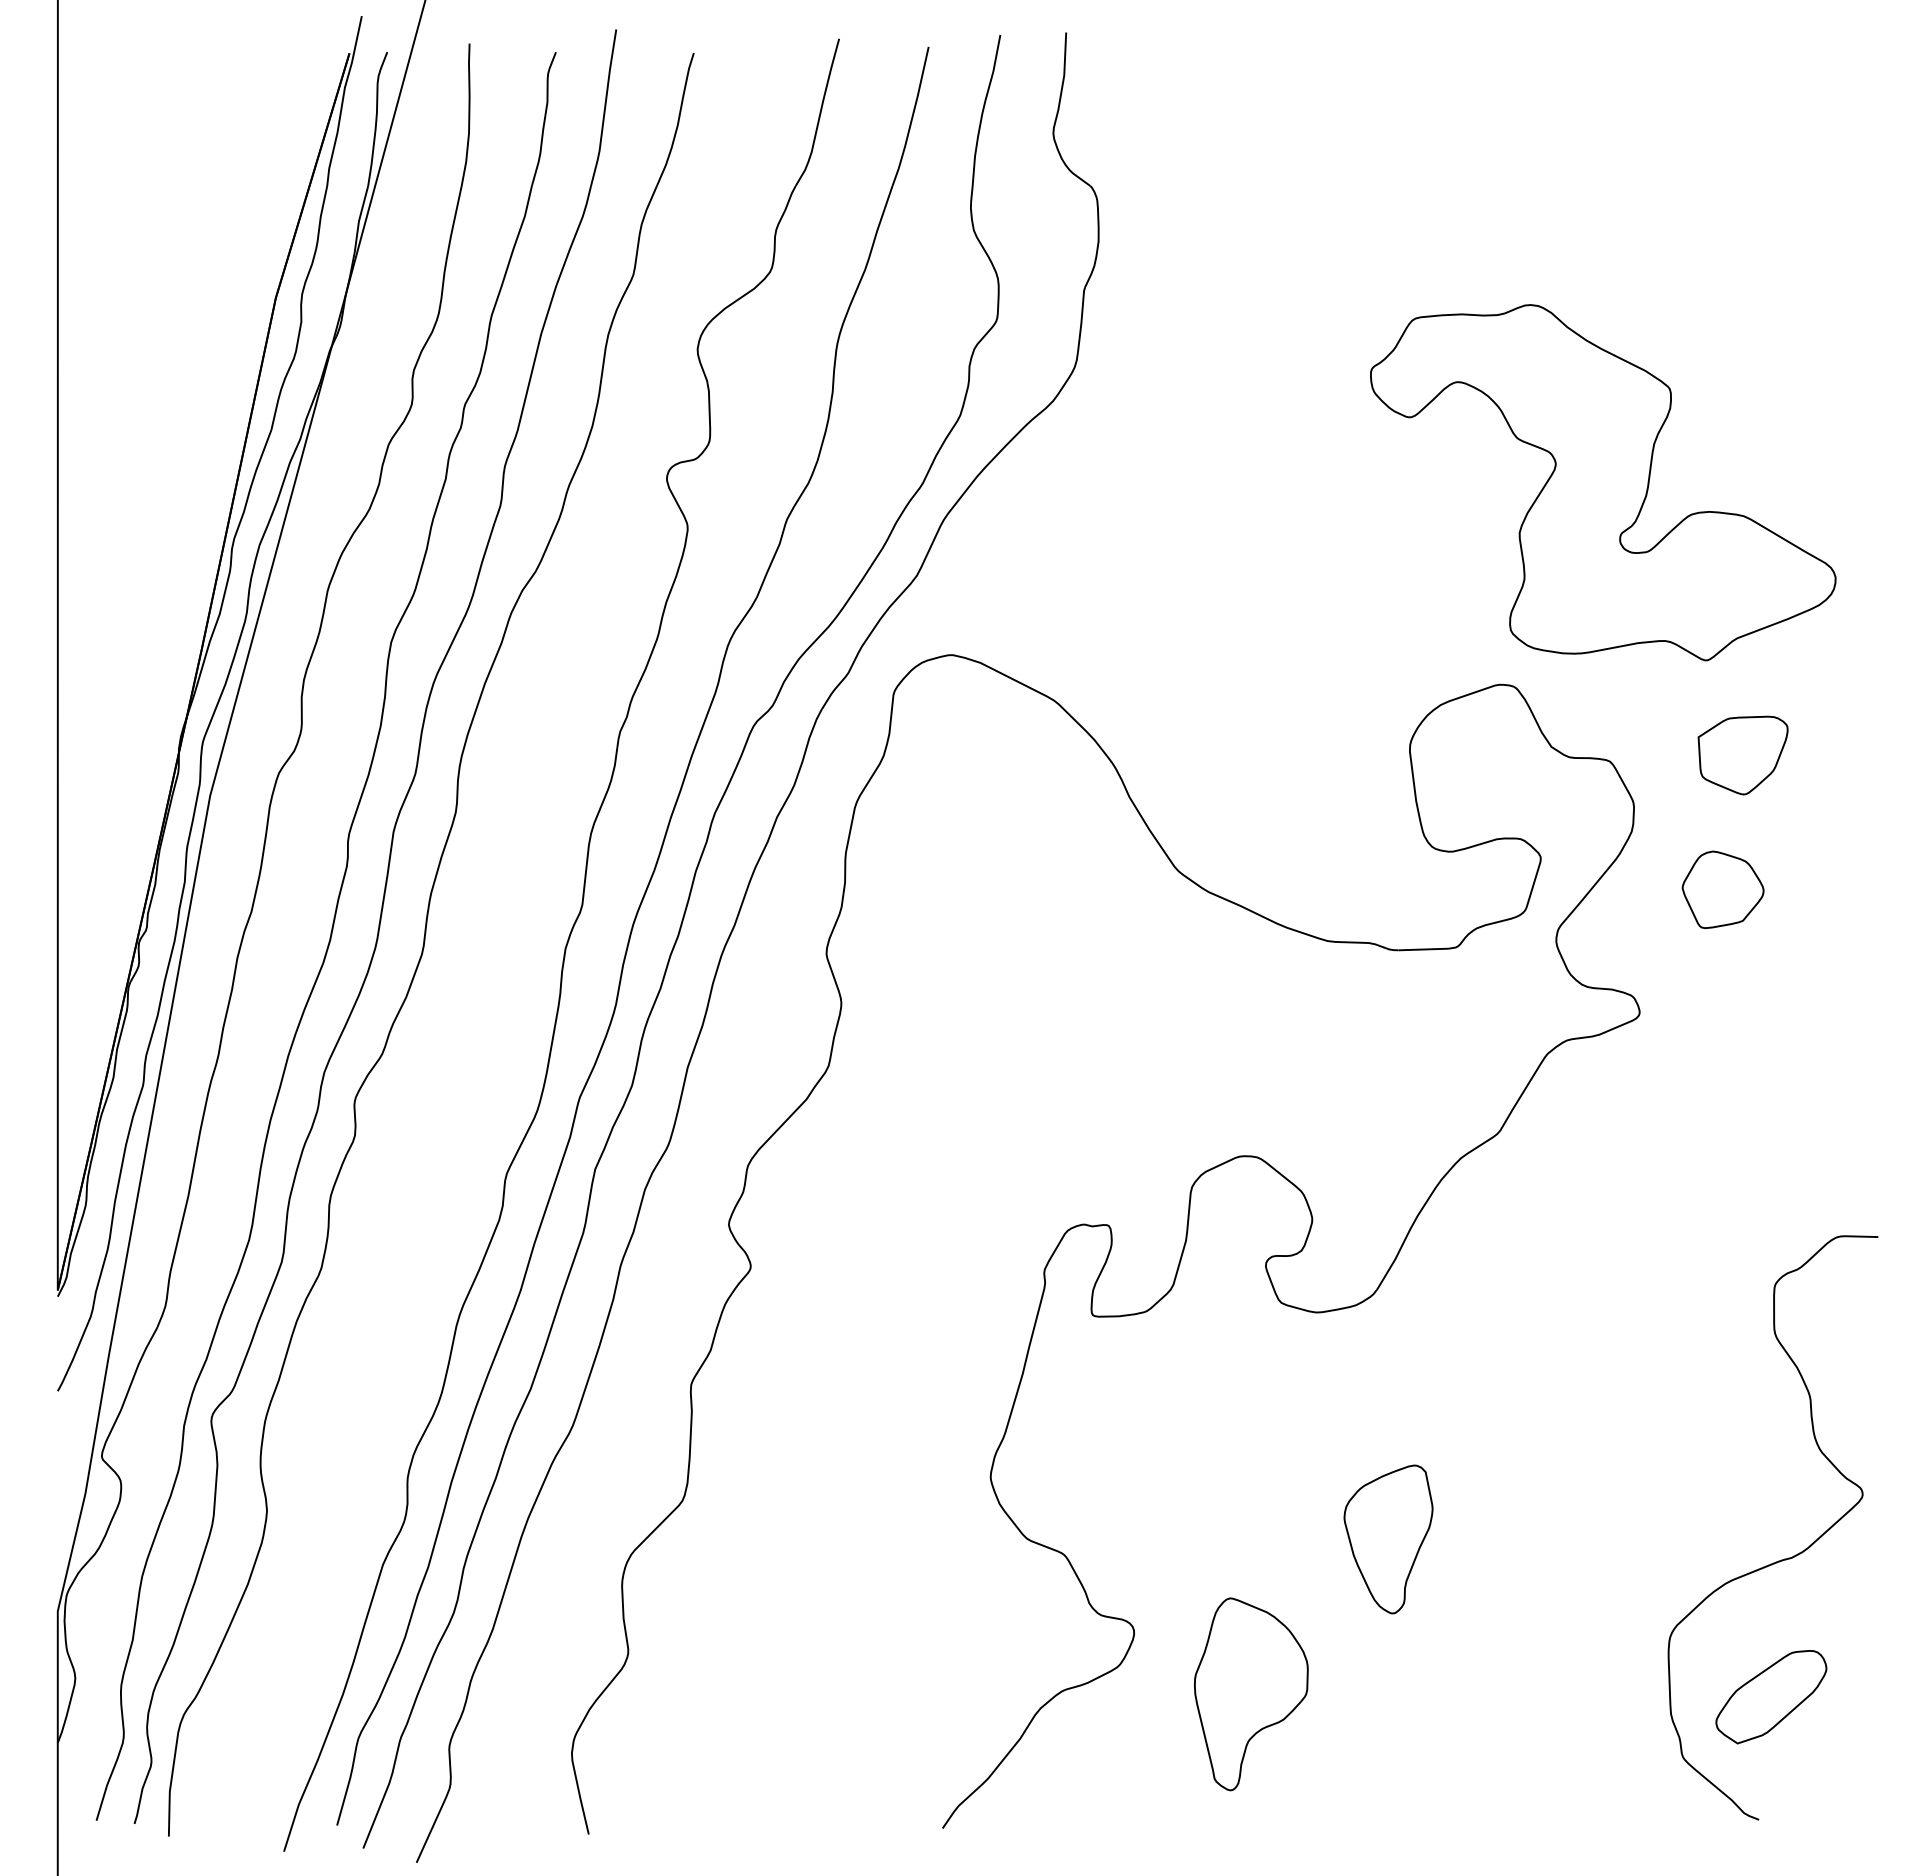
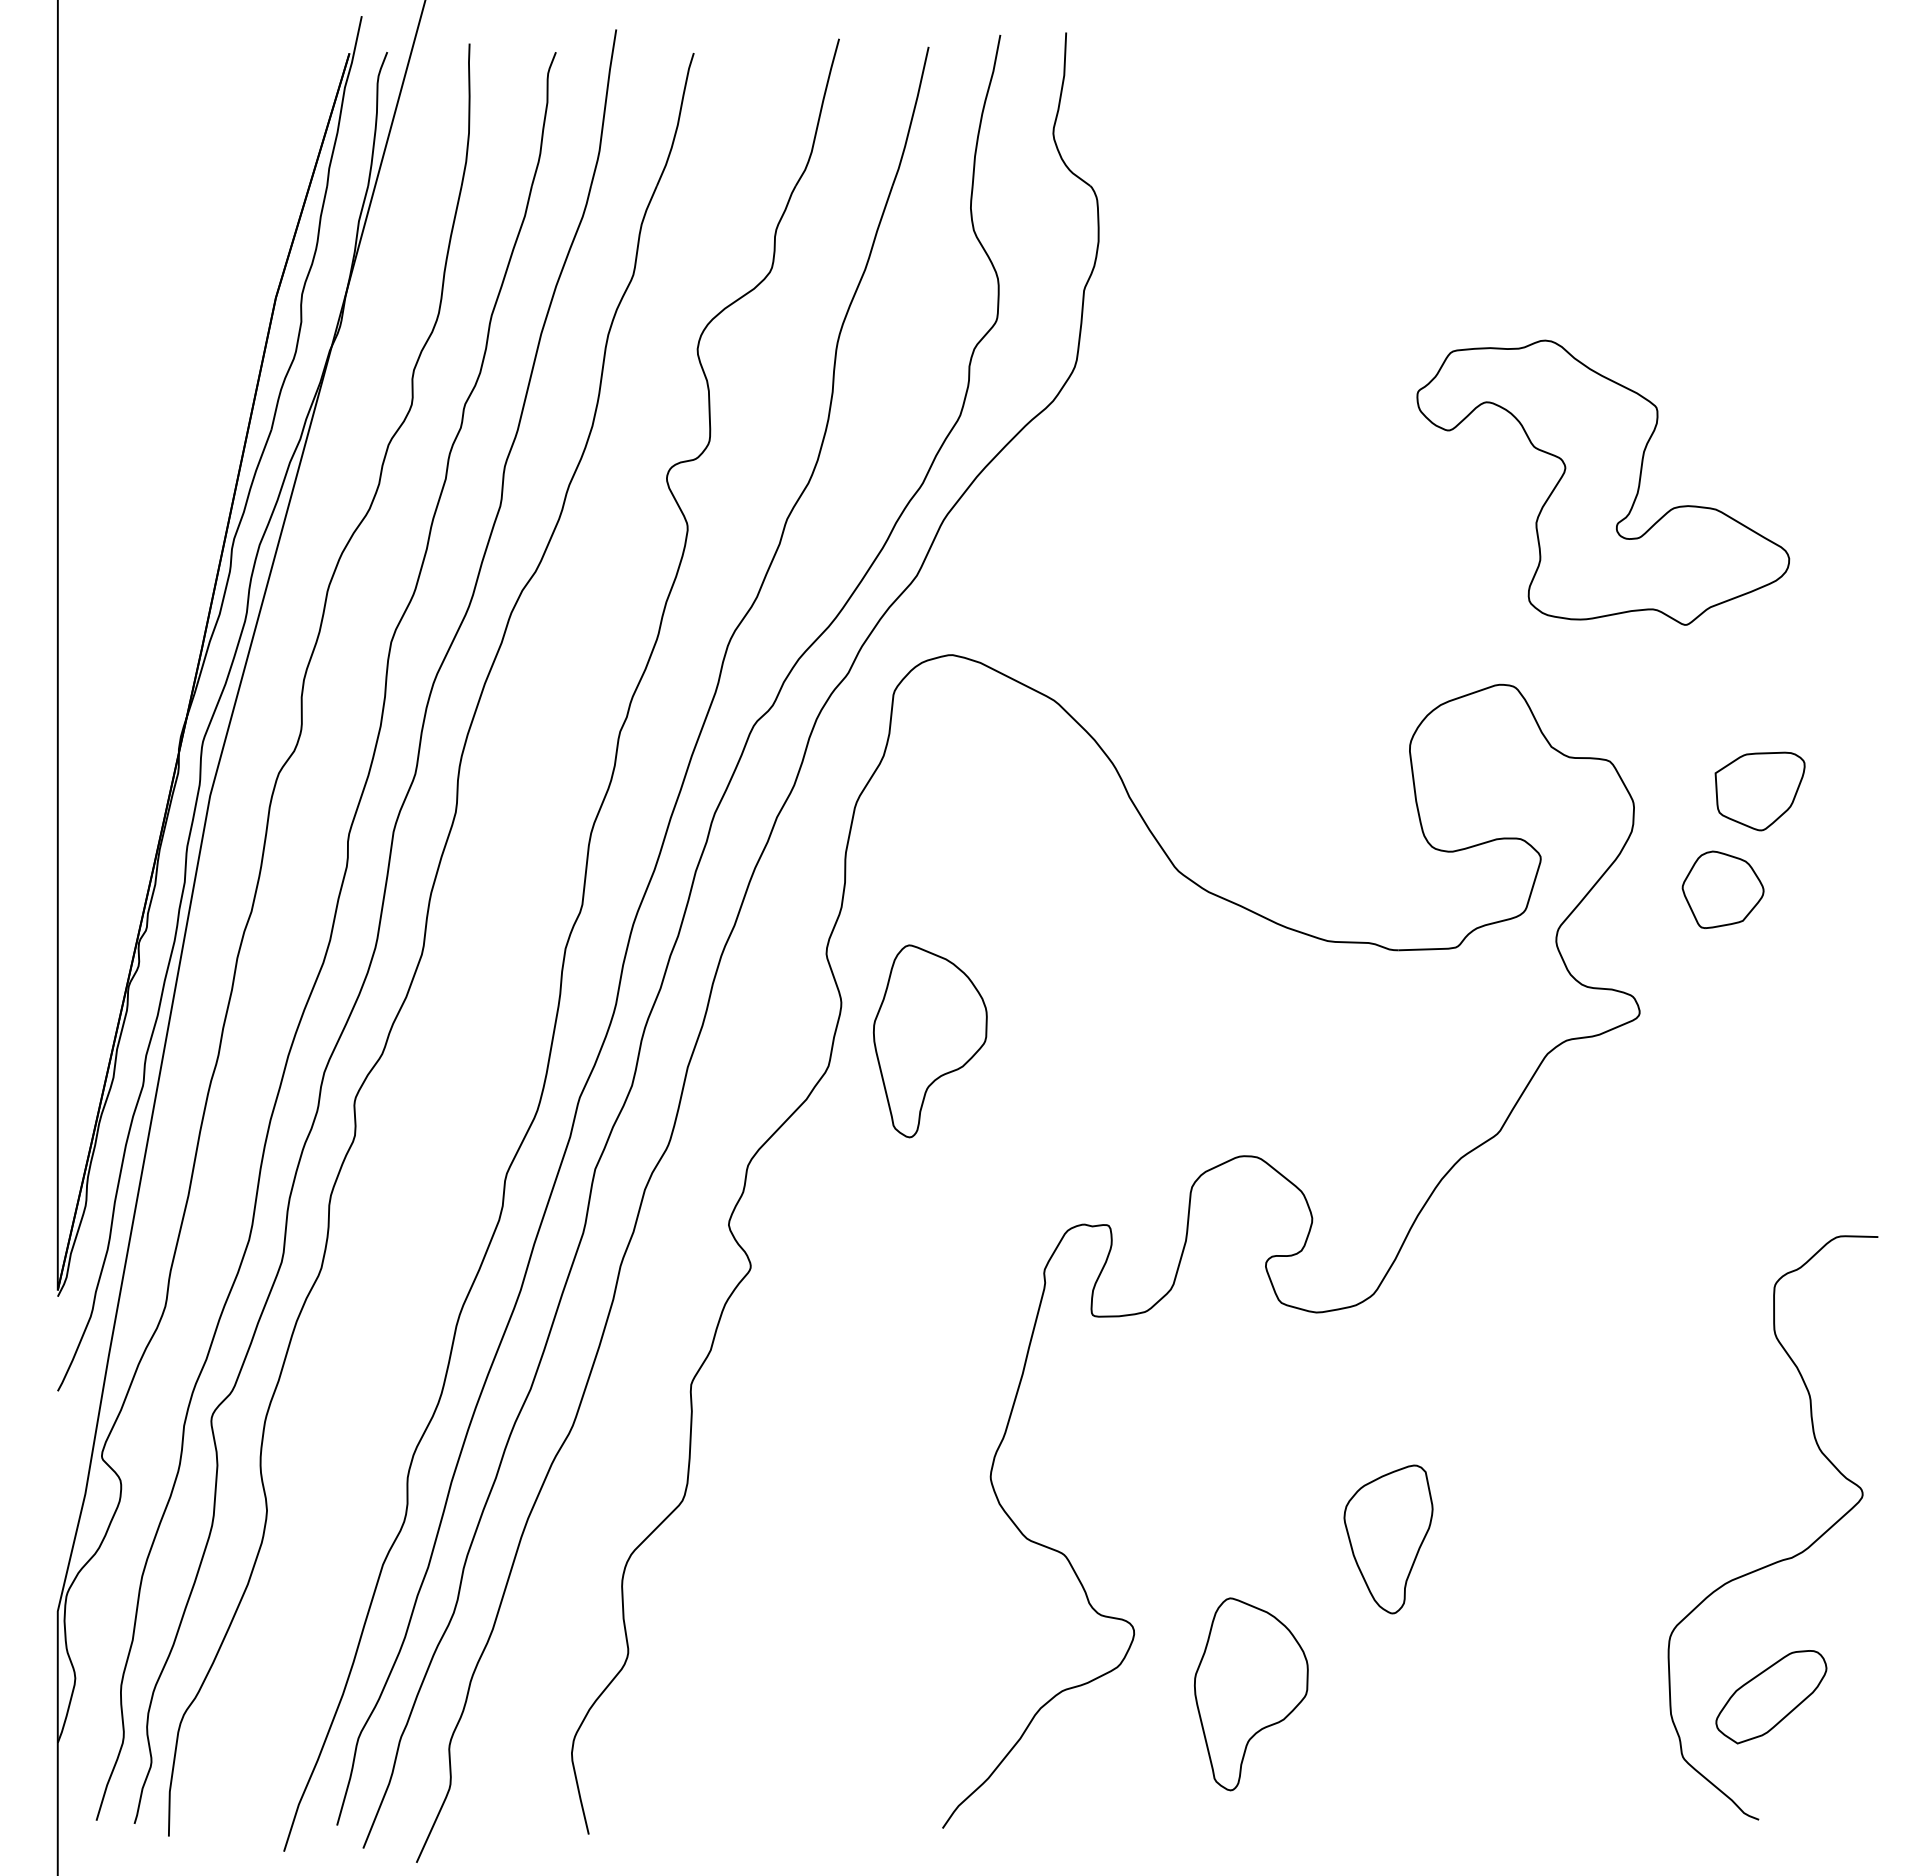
part size: 467x358 px -> 375x287 px (1603, 482)
part position: (1742, 755) -> (1759, 791) (1759, 791)
part: none -> present (930, 1041)
